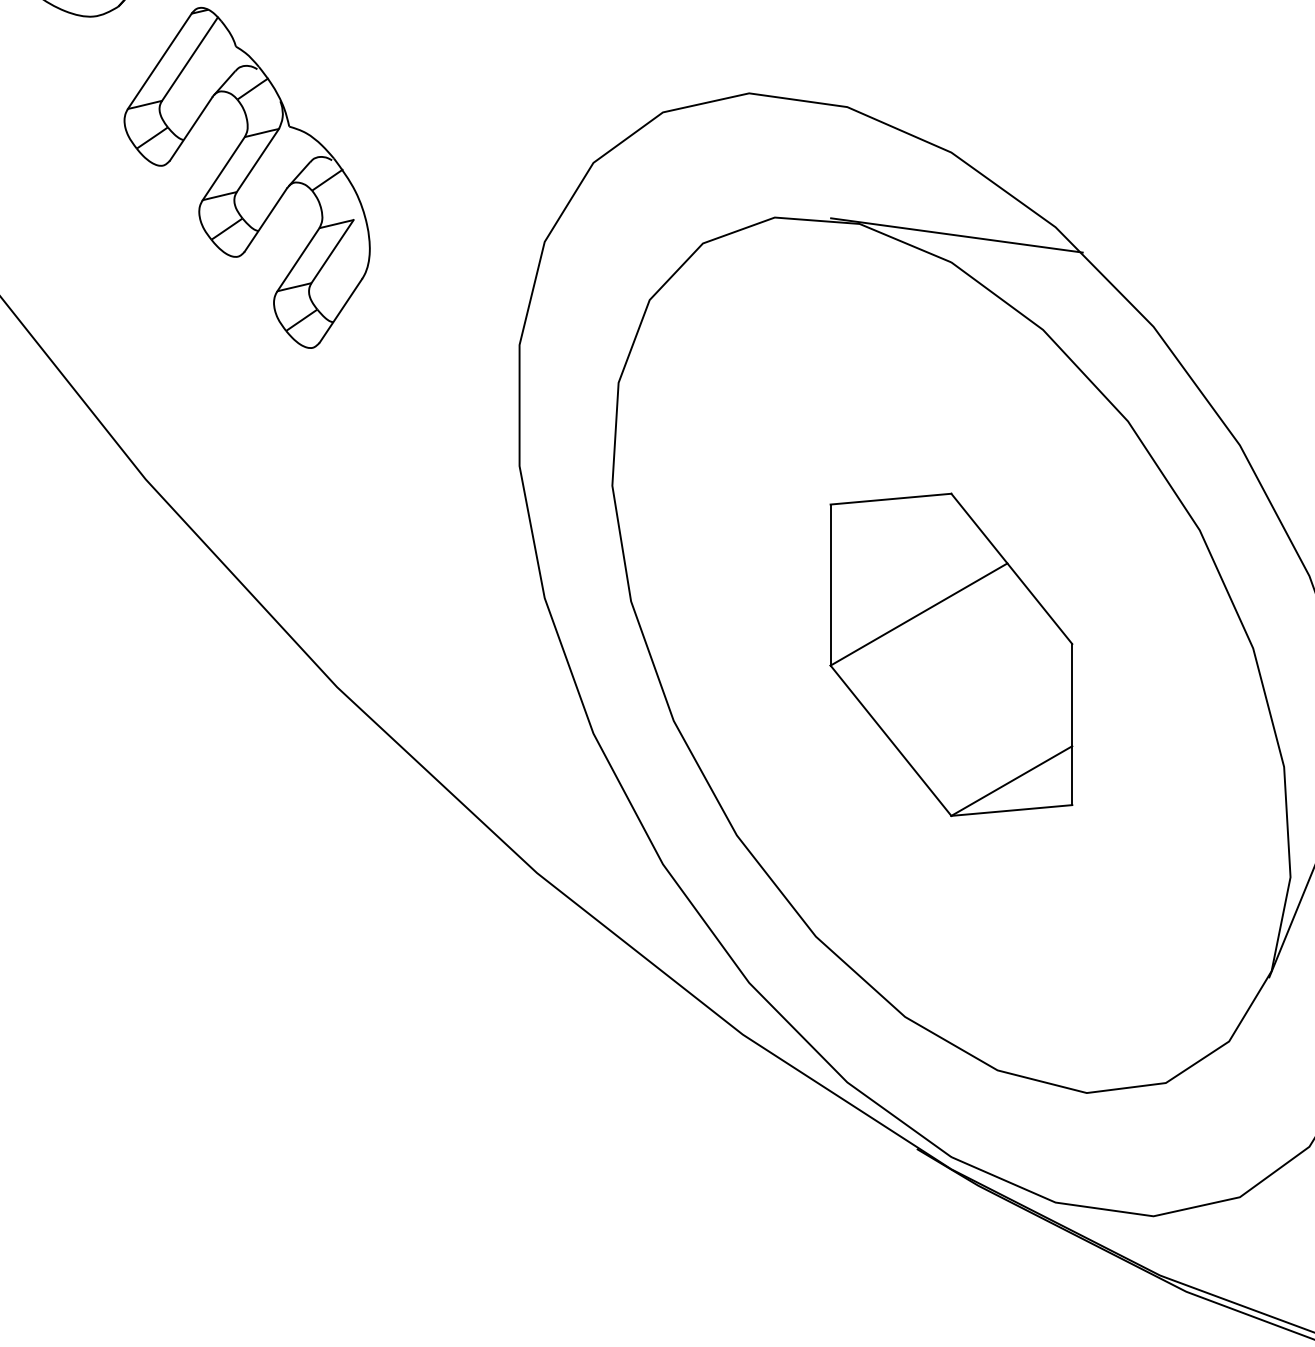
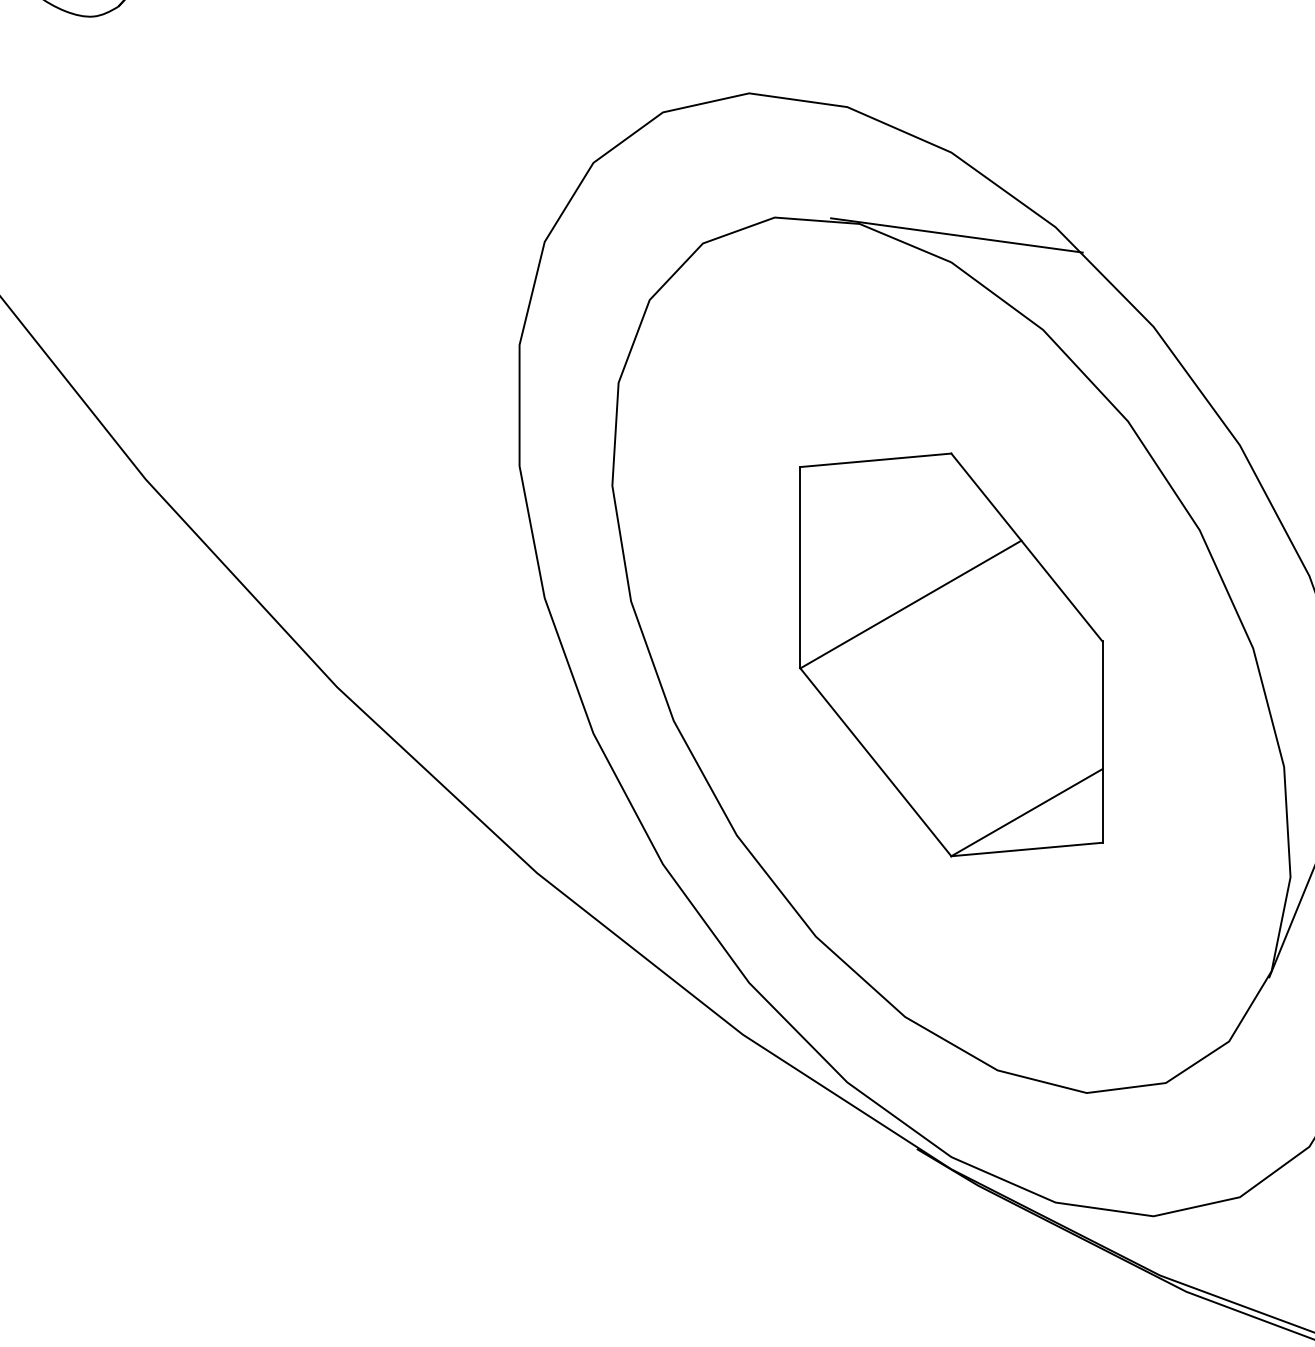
part: present -> none (246, 177)
part size: 245x325 px -> 305x406 px (951, 654)
